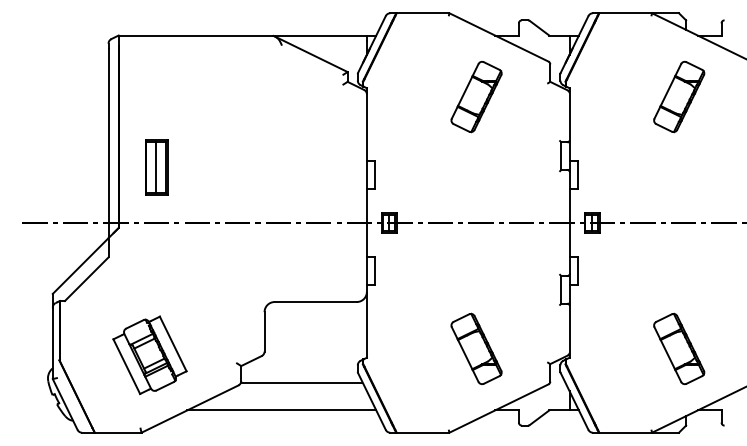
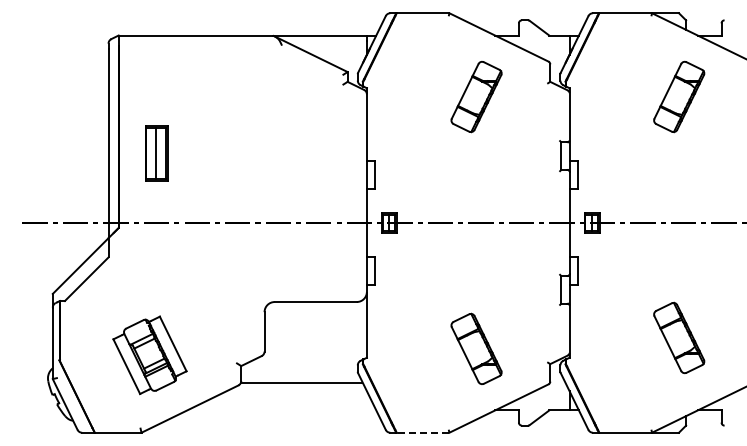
part position: (156, 167) -> (156, 153) (156, 153)
part position: (679, 348) -> (679, 337) (679, 337)
line: present -> none (281, 410)
line: solid -> dashed (422, 432)
